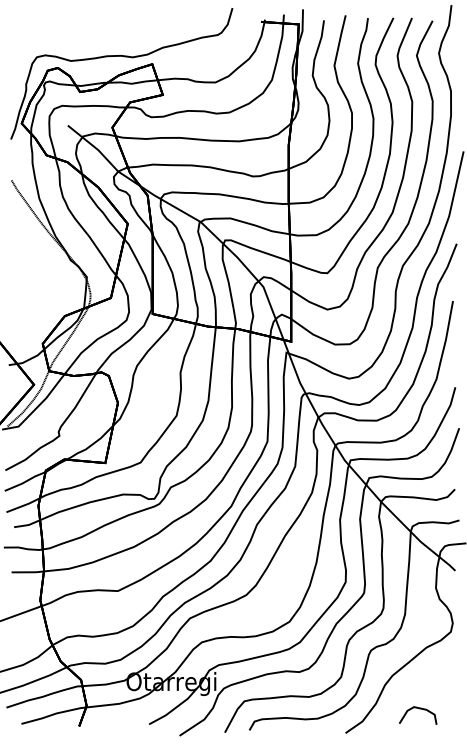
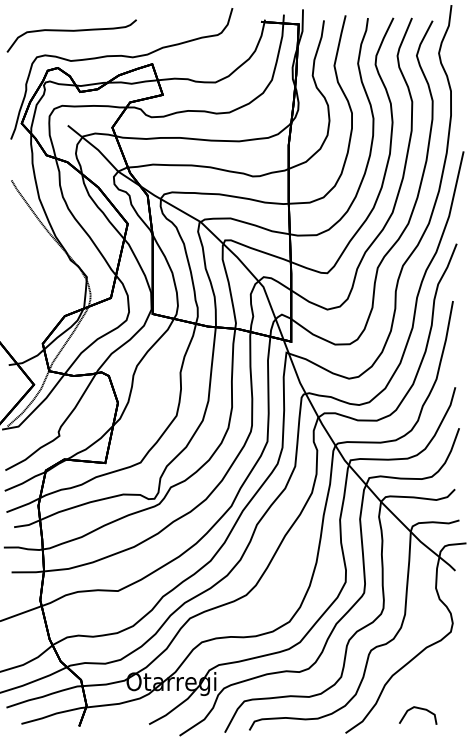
part: none -> present (71, 35)
